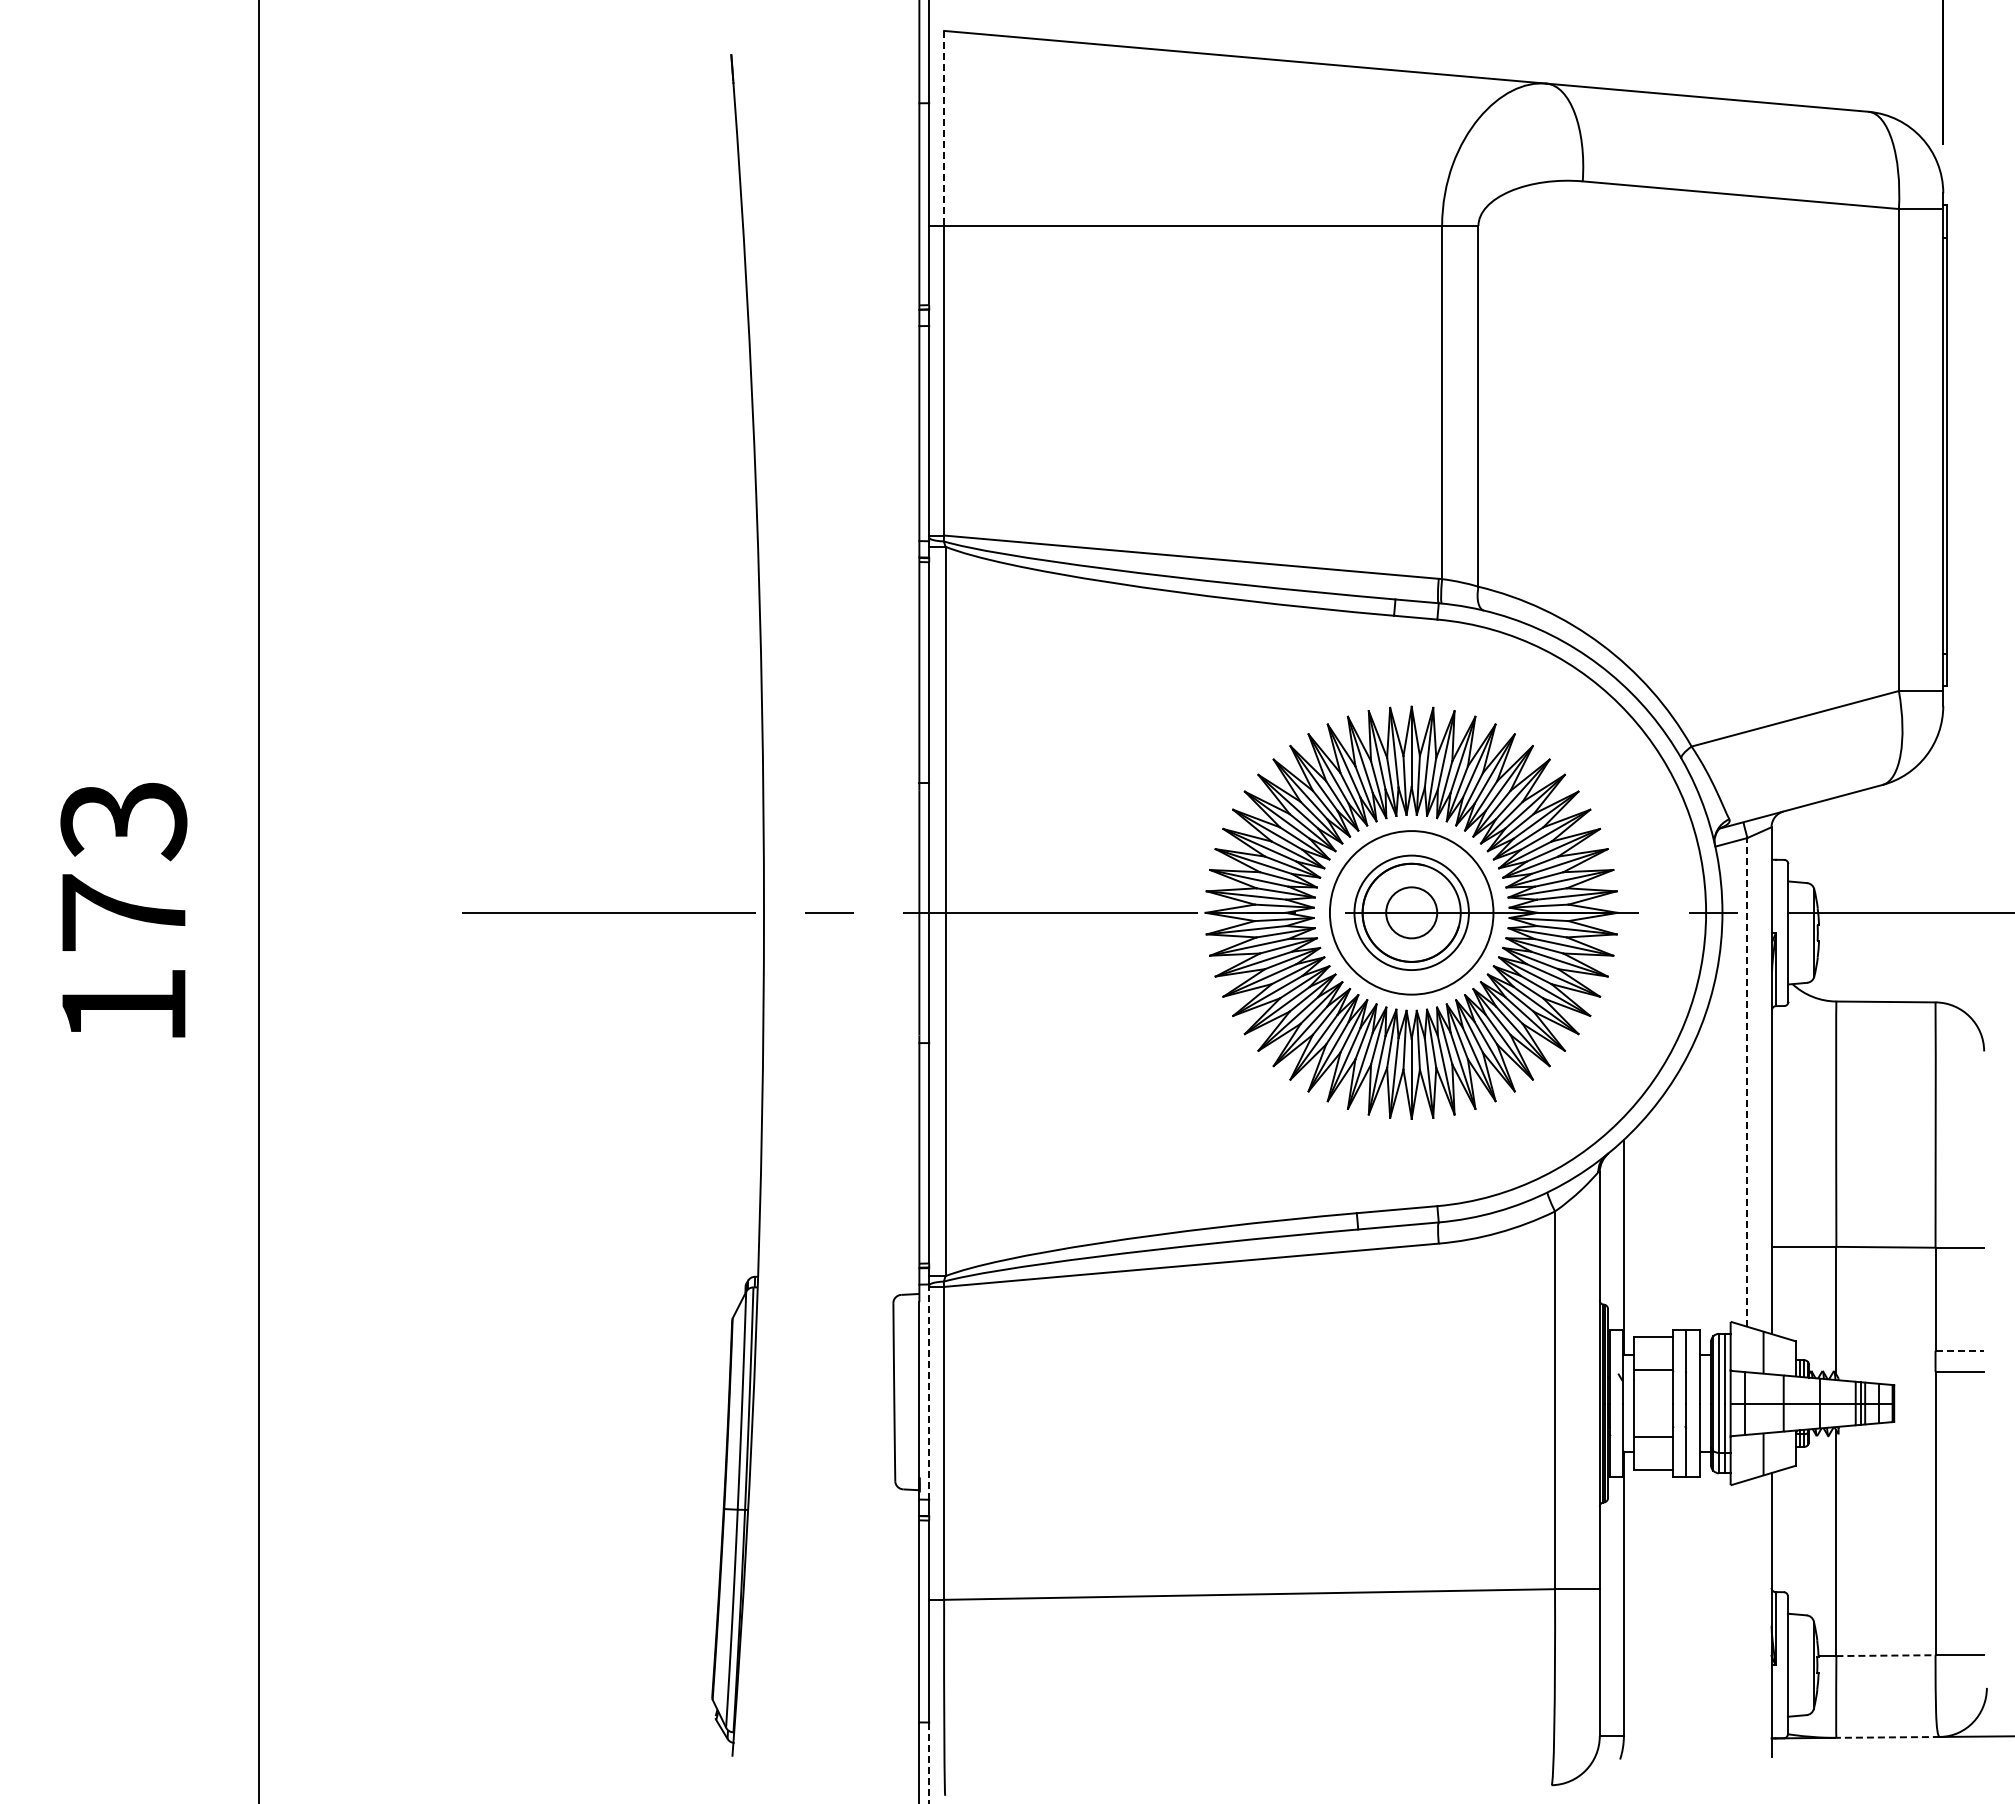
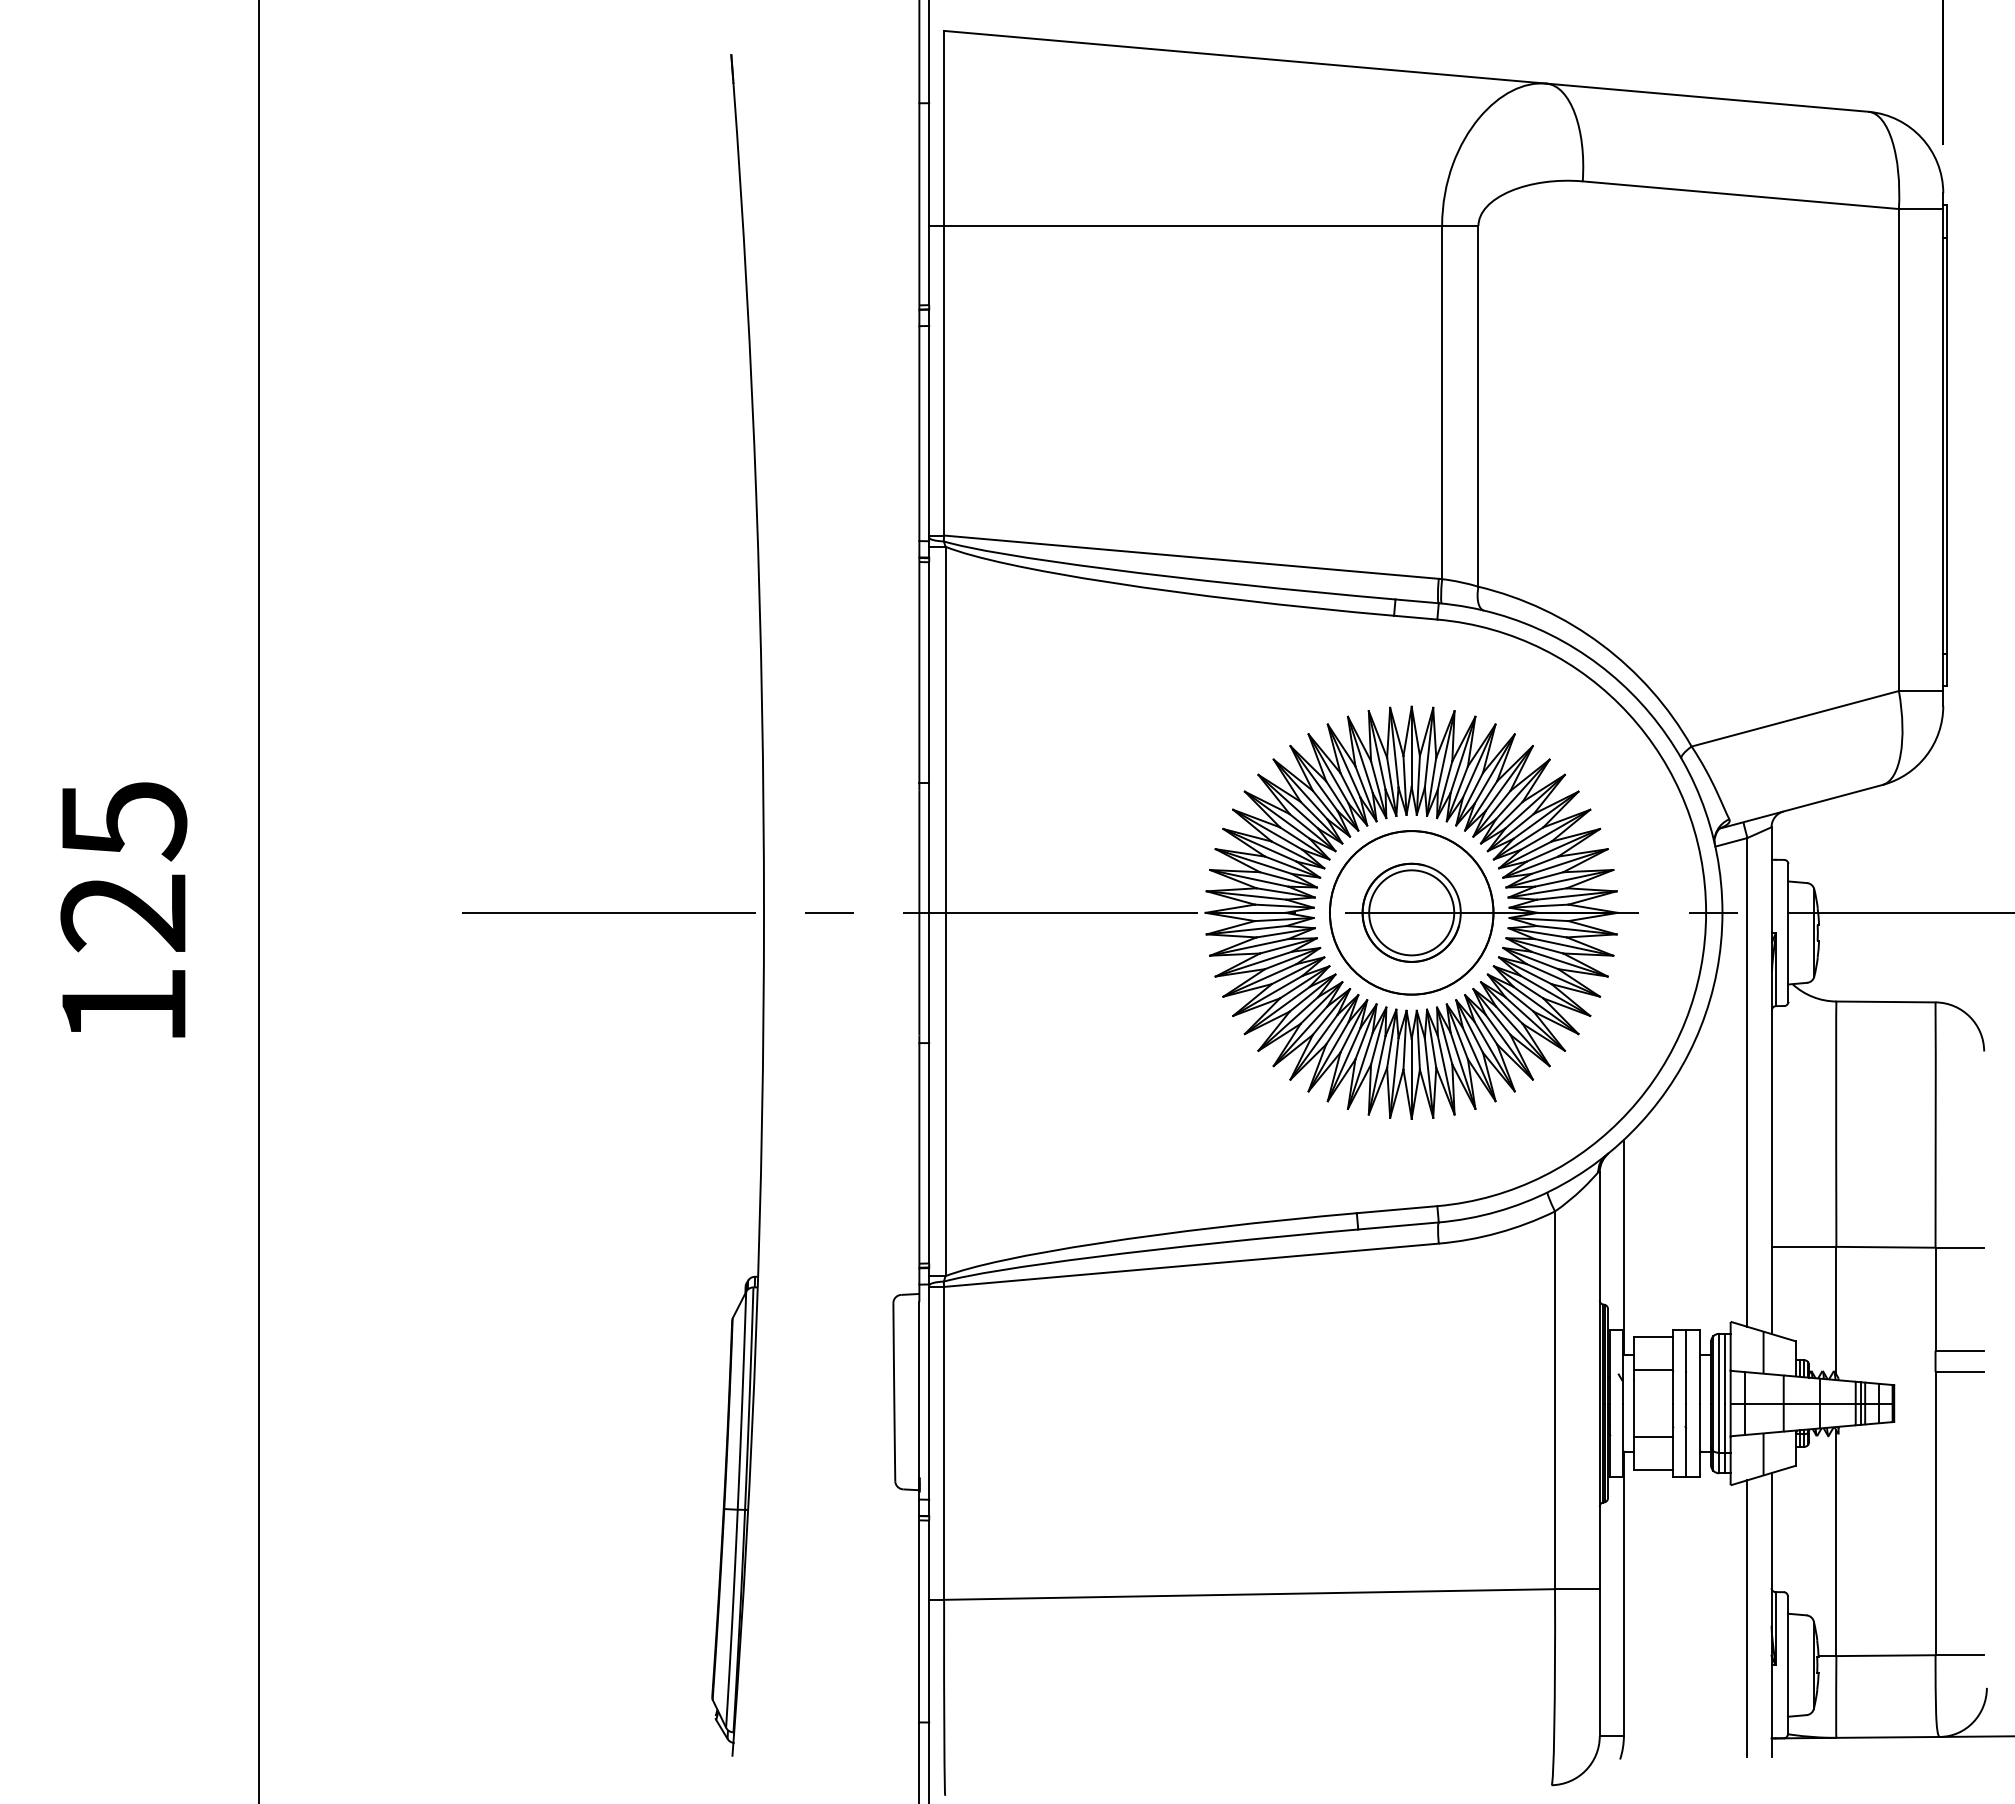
line: dashed -> solid (944, 128)
text: 173 -> 125 (123, 867)
circle diameter: 114 px -> 164 px (1411, 912)
circle diameter: 51 px -> 85 px (1411, 912)
line: dashed -> solid (1747, 1081)
line: dashed -> solid (1960, 1350)
line: dashed -> solid (929, 1392)
line: none -> present (1747, 1618)
line: dashed -> solid (1885, 1655)
line: dashed -> solid (1888, 1737)
line: dashed -> solid (929, 1763)
